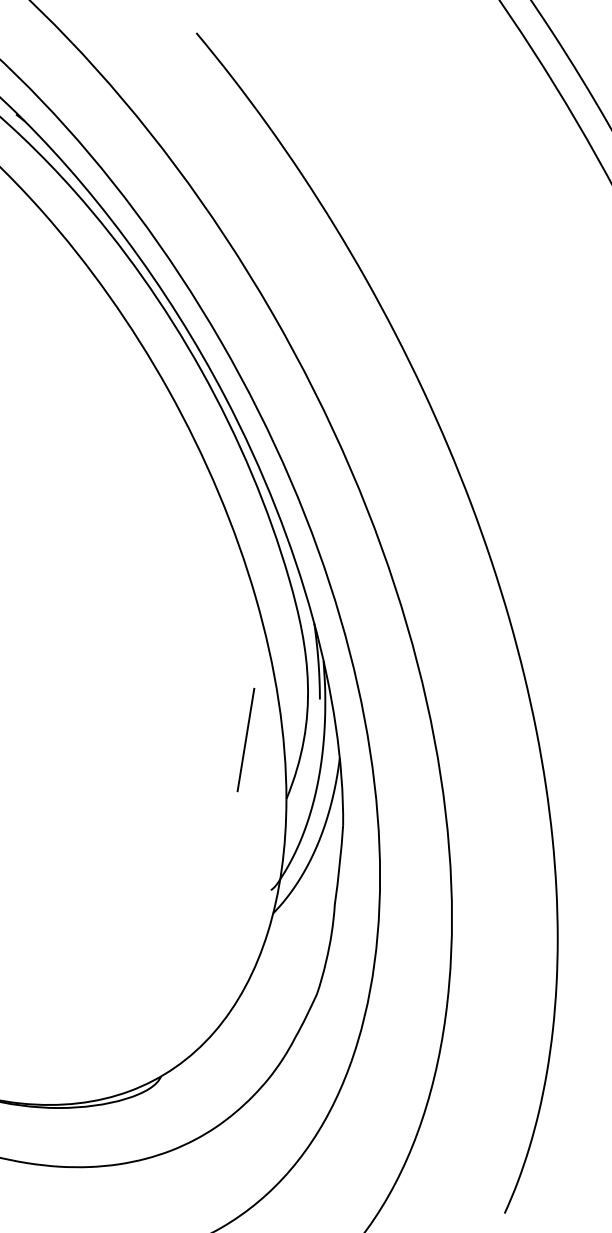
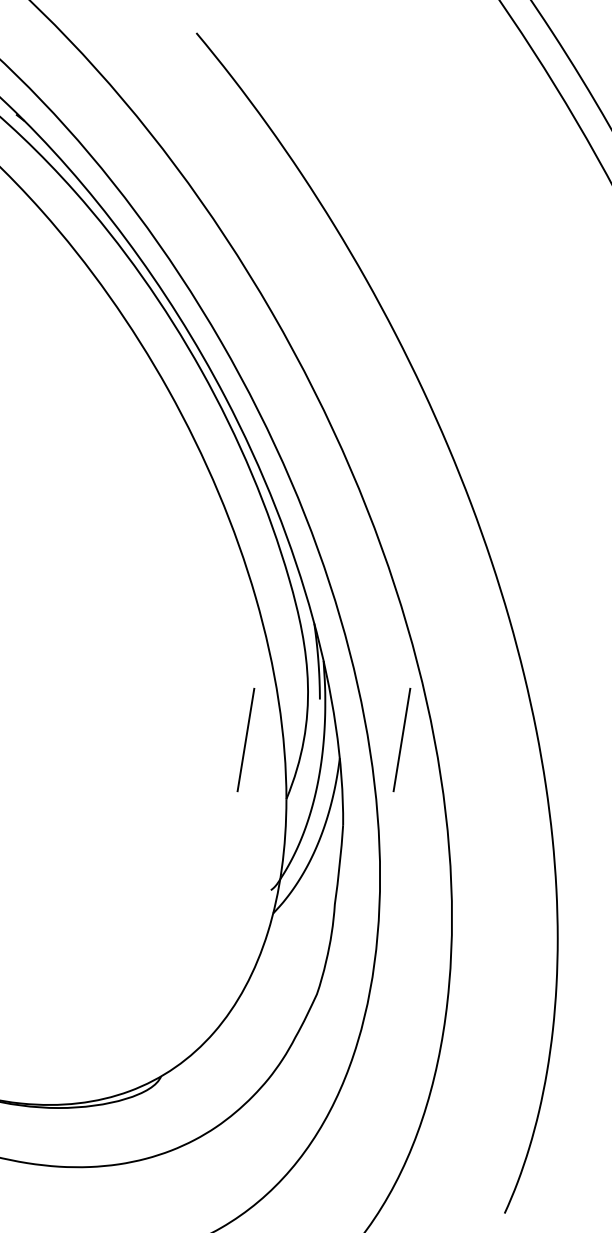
line: none -> present (401, 740)
